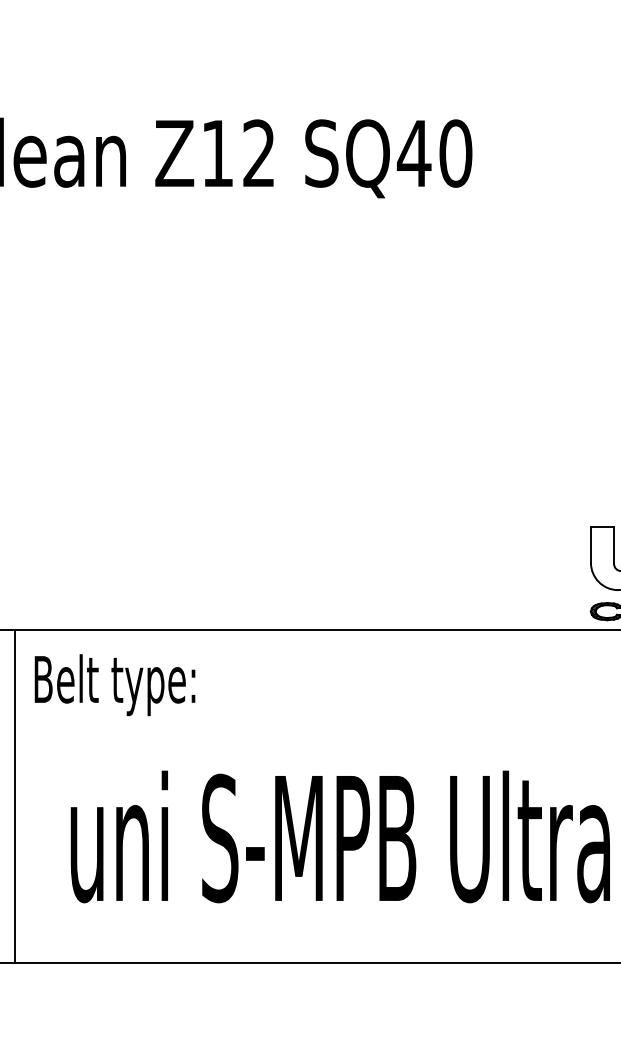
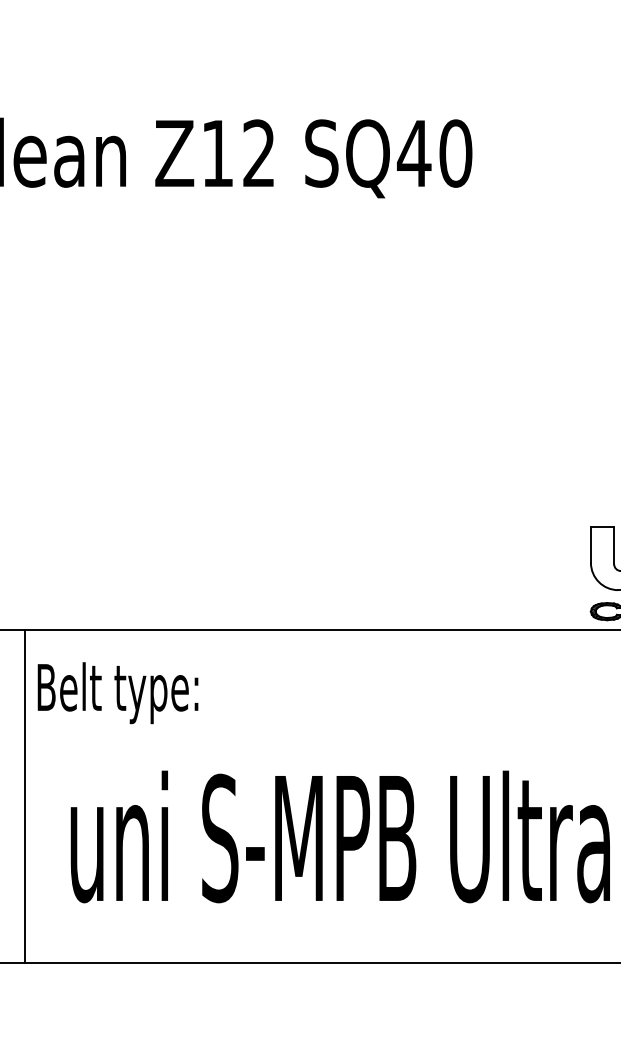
text position: (114, 685) -> (117, 693) (117, 693)
line position: (14, 796) -> (24, 796) (24, 796)
